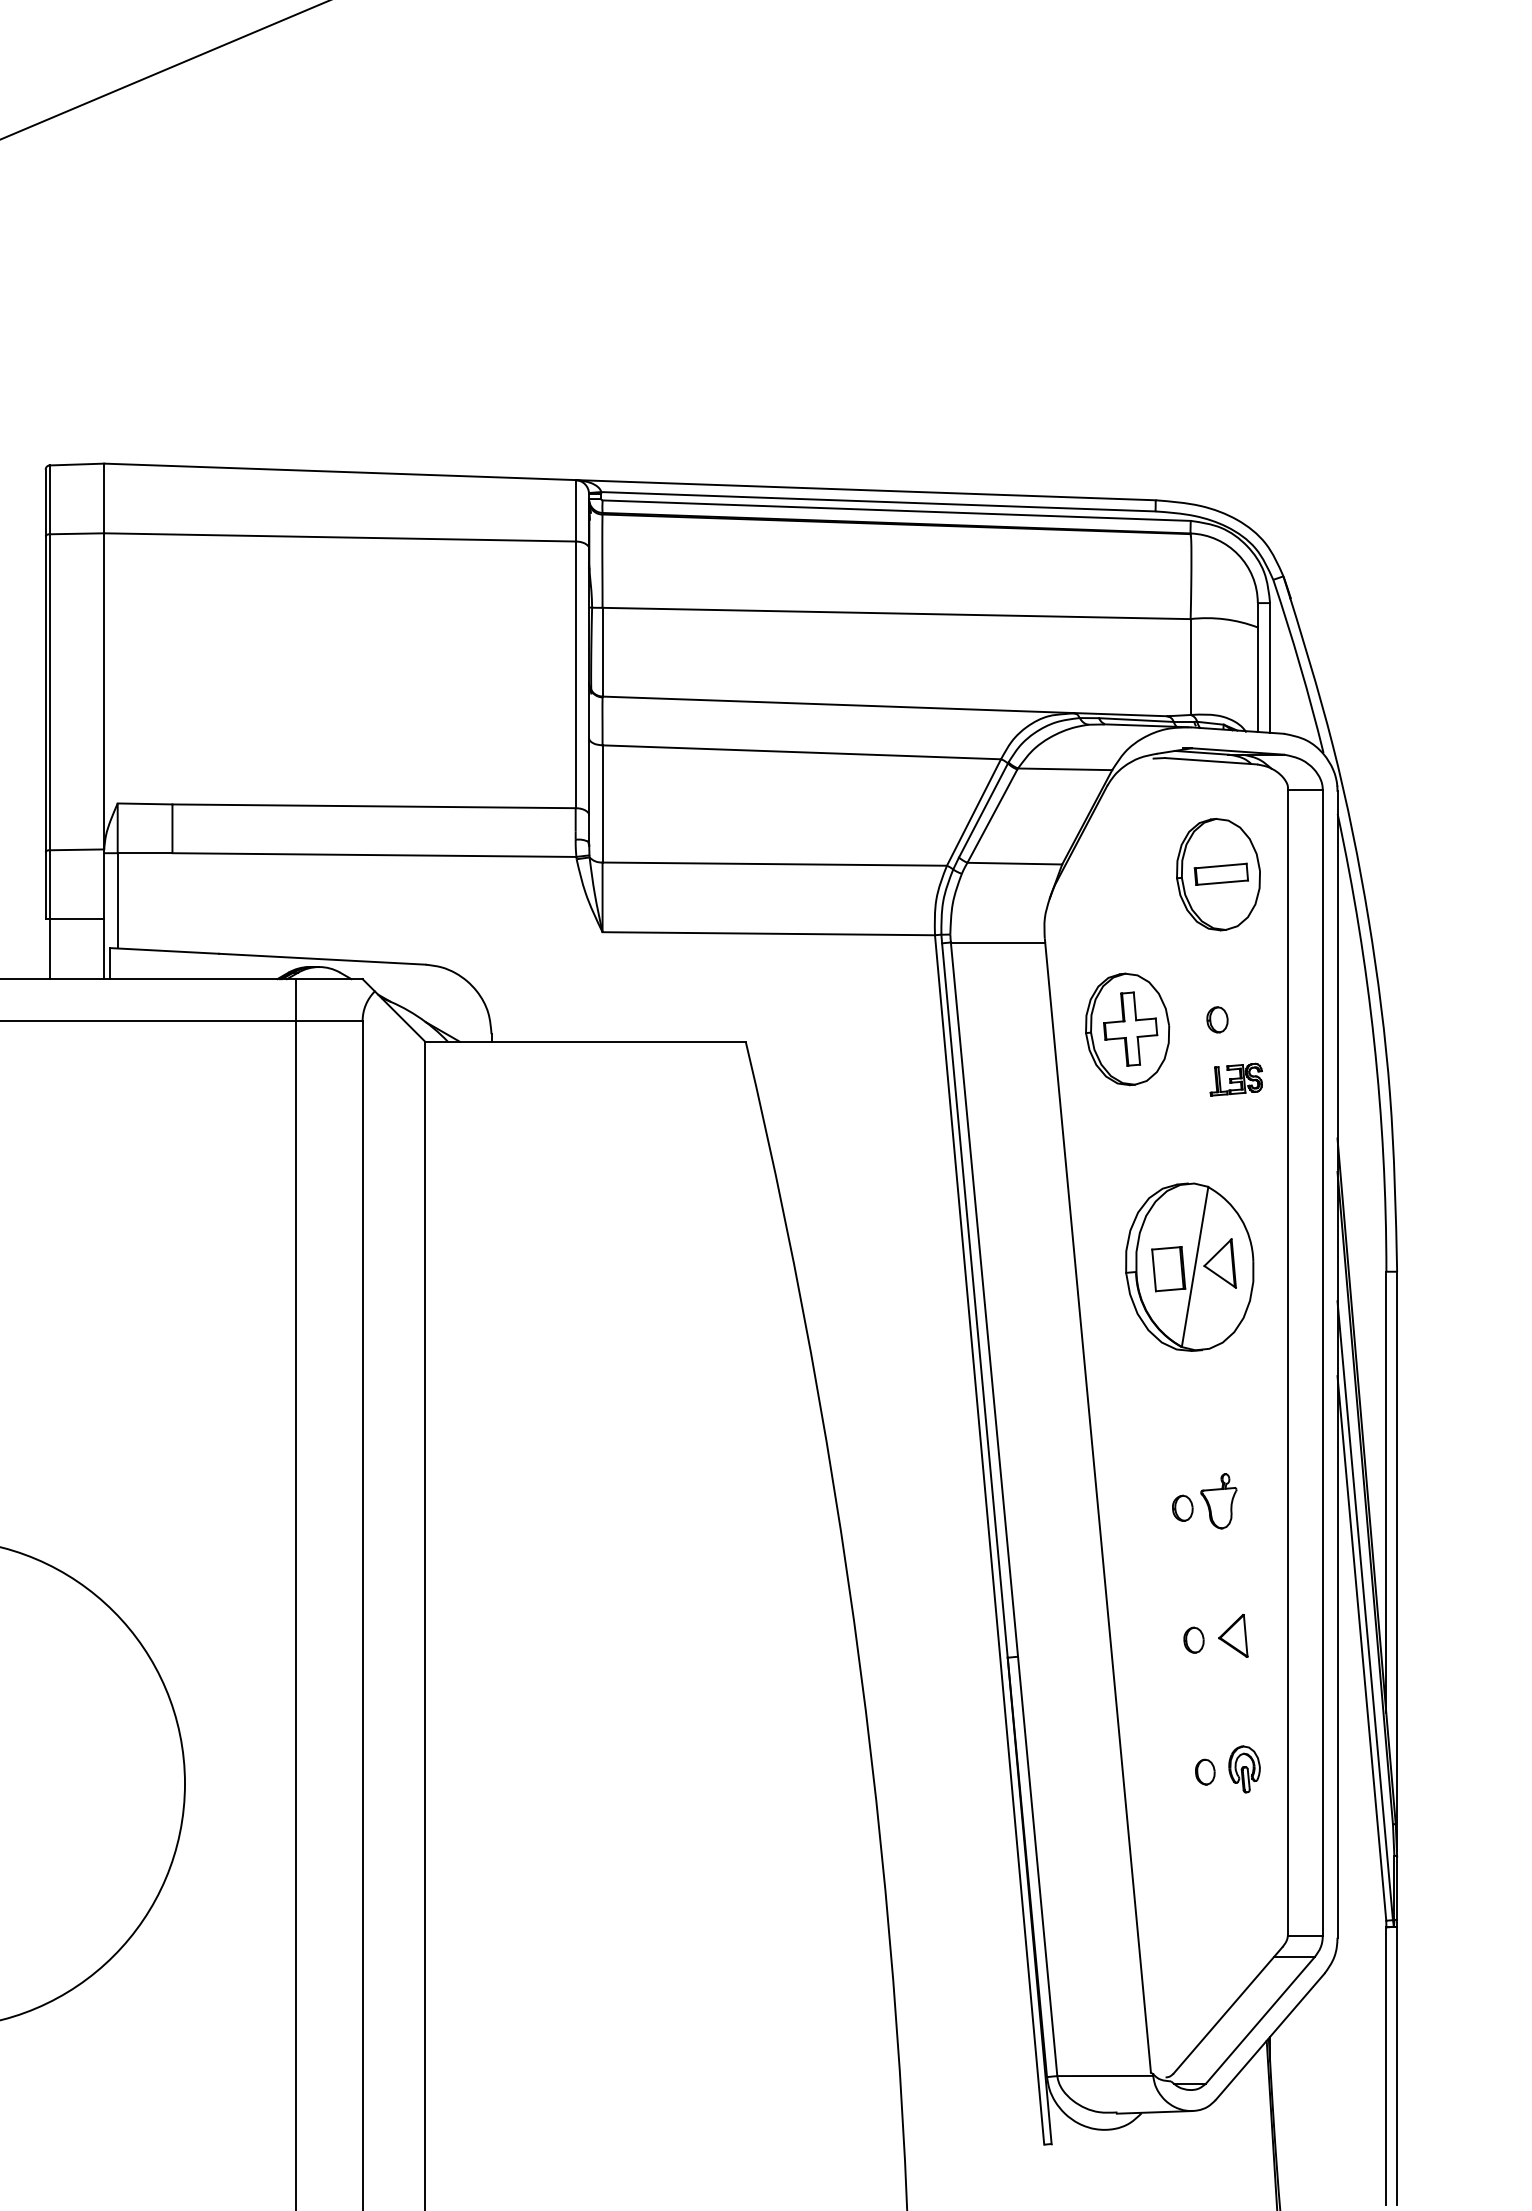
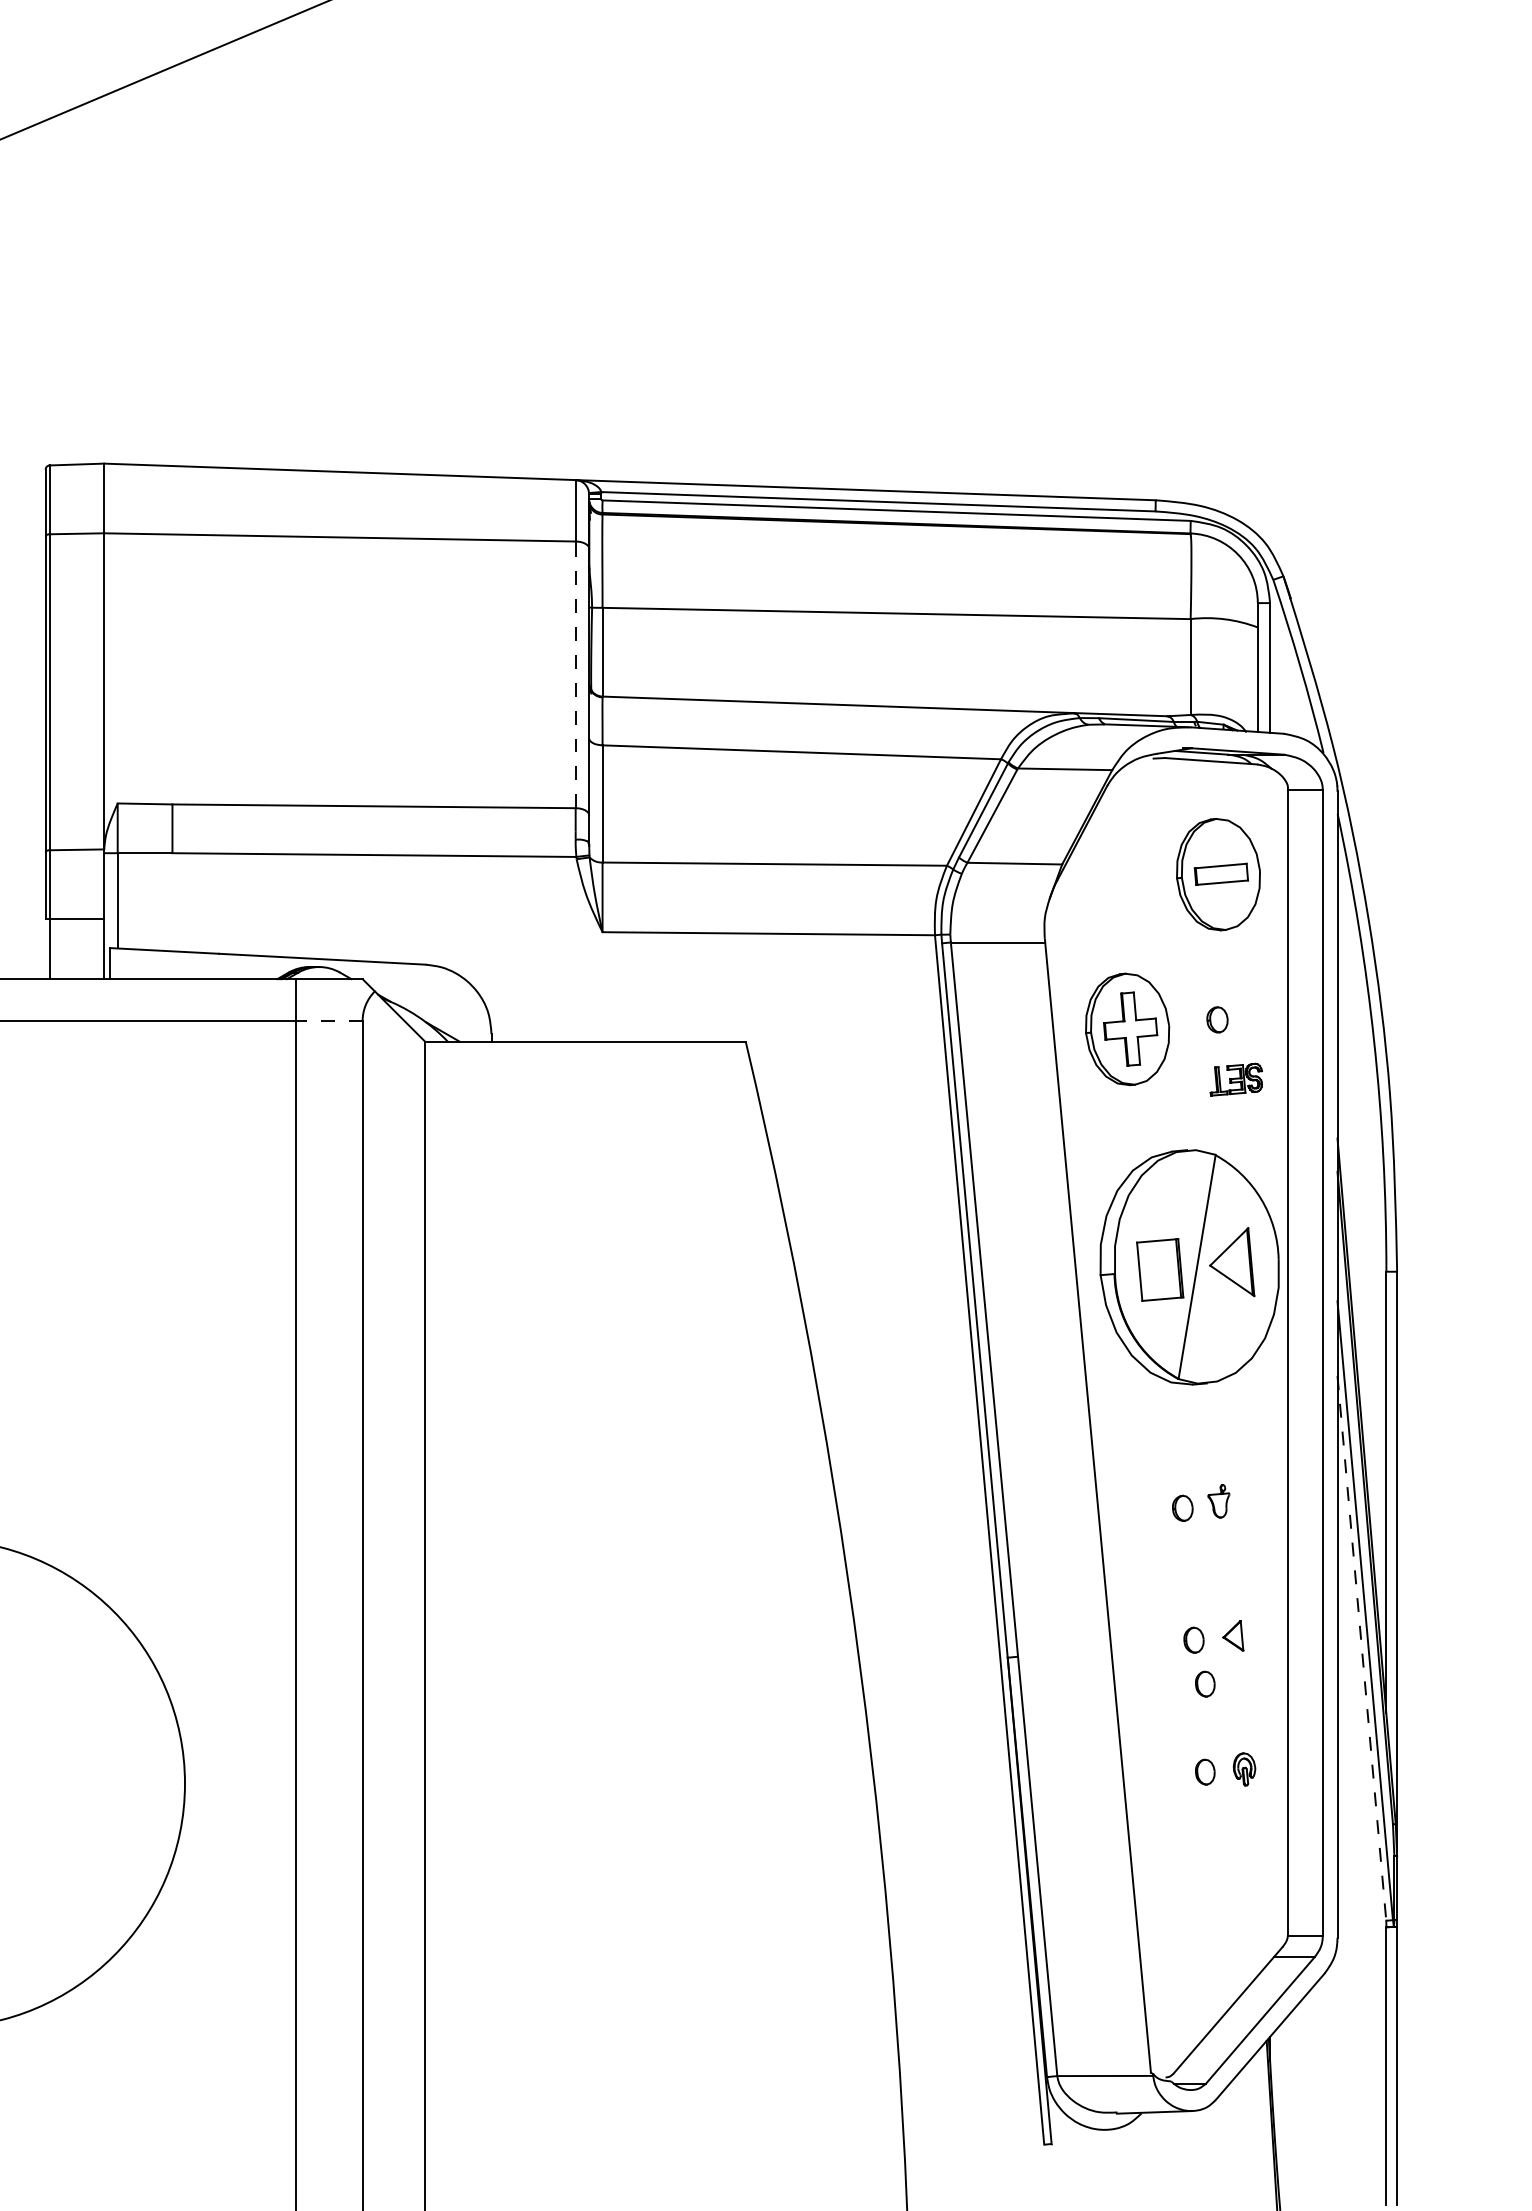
line: solid -> dashed (575, 674)
line: solid -> dashed (329, 1020)
part size: 130x170 px -> 181x237 px (1189, 1267)
part size: 38x57 px -> 24x35 px (1218, 1501)
part size: 31x44 px -> 23x32 px (1233, 1635)
line: solid -> dashed (1361, 1648)
part: none -> present (1205, 1683)
part size: 33x49 px -> 25x35 px (1244, 1769)
